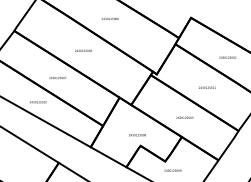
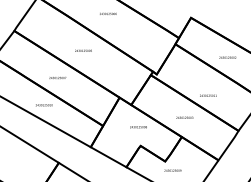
text position: (110, 18) -> (108, 13) (108, 13)
text position: (207, 87) -> (208, 95) (208, 95)
text position: (38, 102) -> (44, 105) (44, 105)
text position: (137, 135) -> (138, 127) (138, 127)
